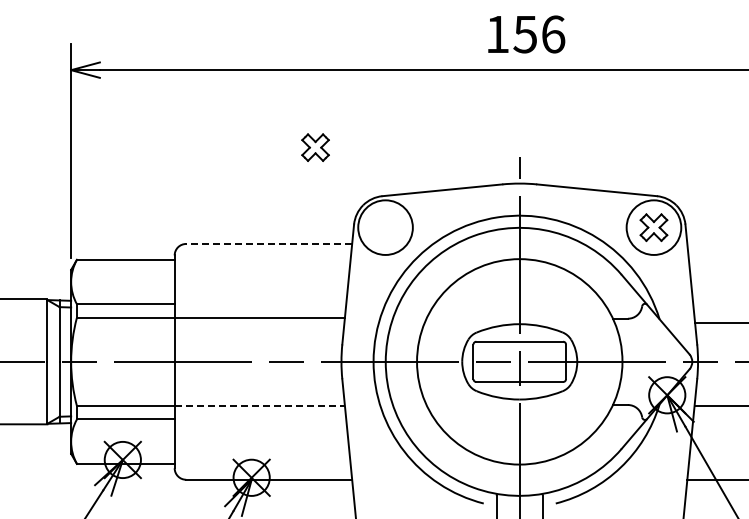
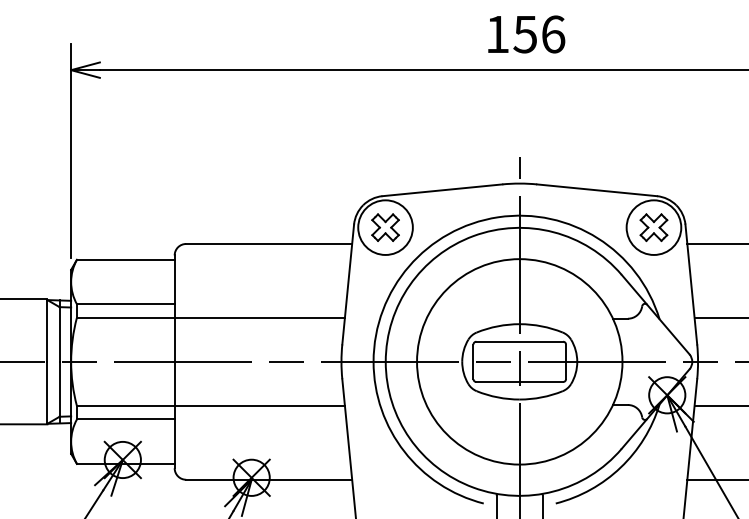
part position: (315, 147) -> (385, 227) (385, 227)
line: dashed -> solid (269, 243)
line: none -> present (716, 243)
line position: (719, 322) -> (719, 317) (719, 317)
line: dashed -> solid (260, 406)
